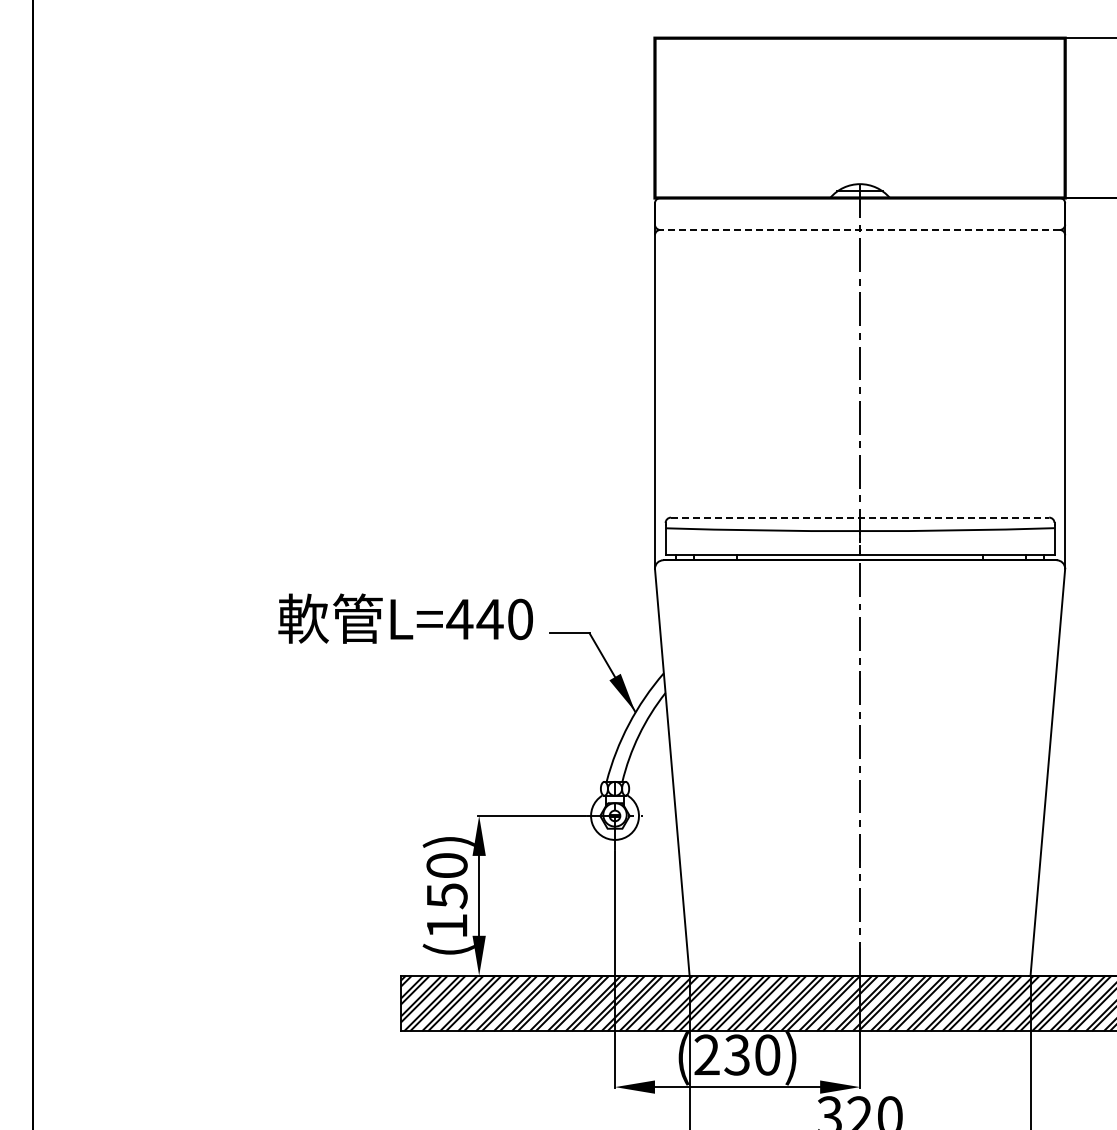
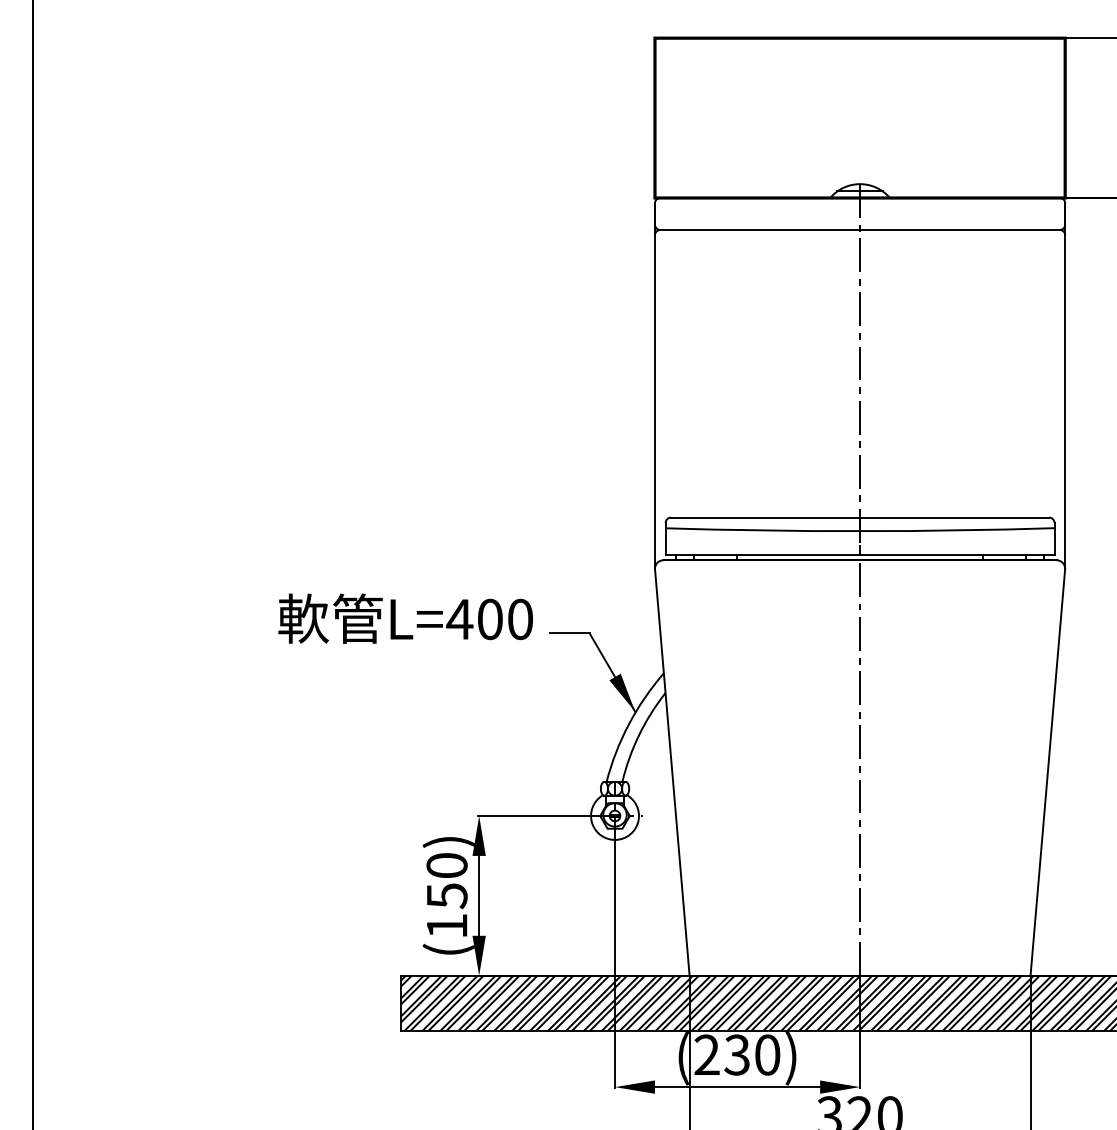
line: dashed -> solid (860, 229)
line: dashed -> solid (860, 517)
text: L=440 -> L=400 (489, 619)
